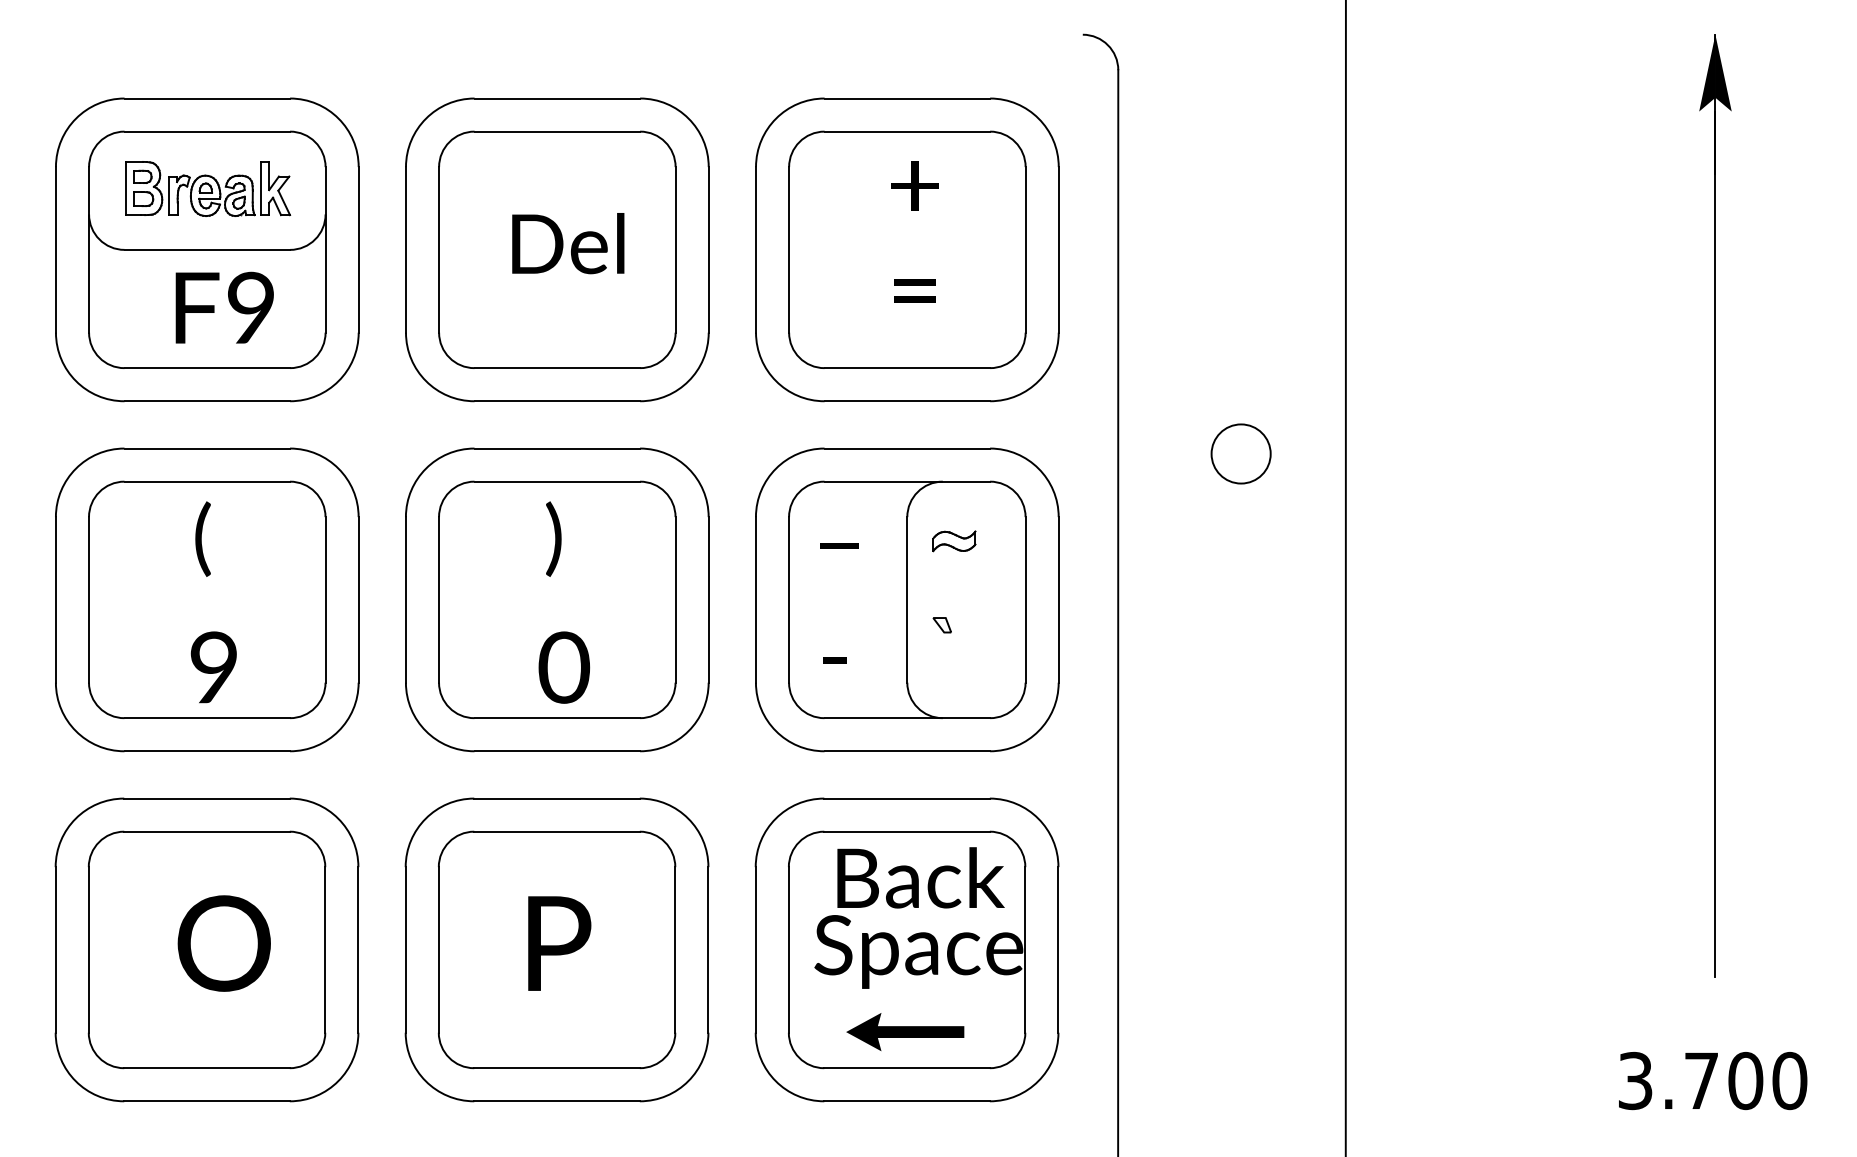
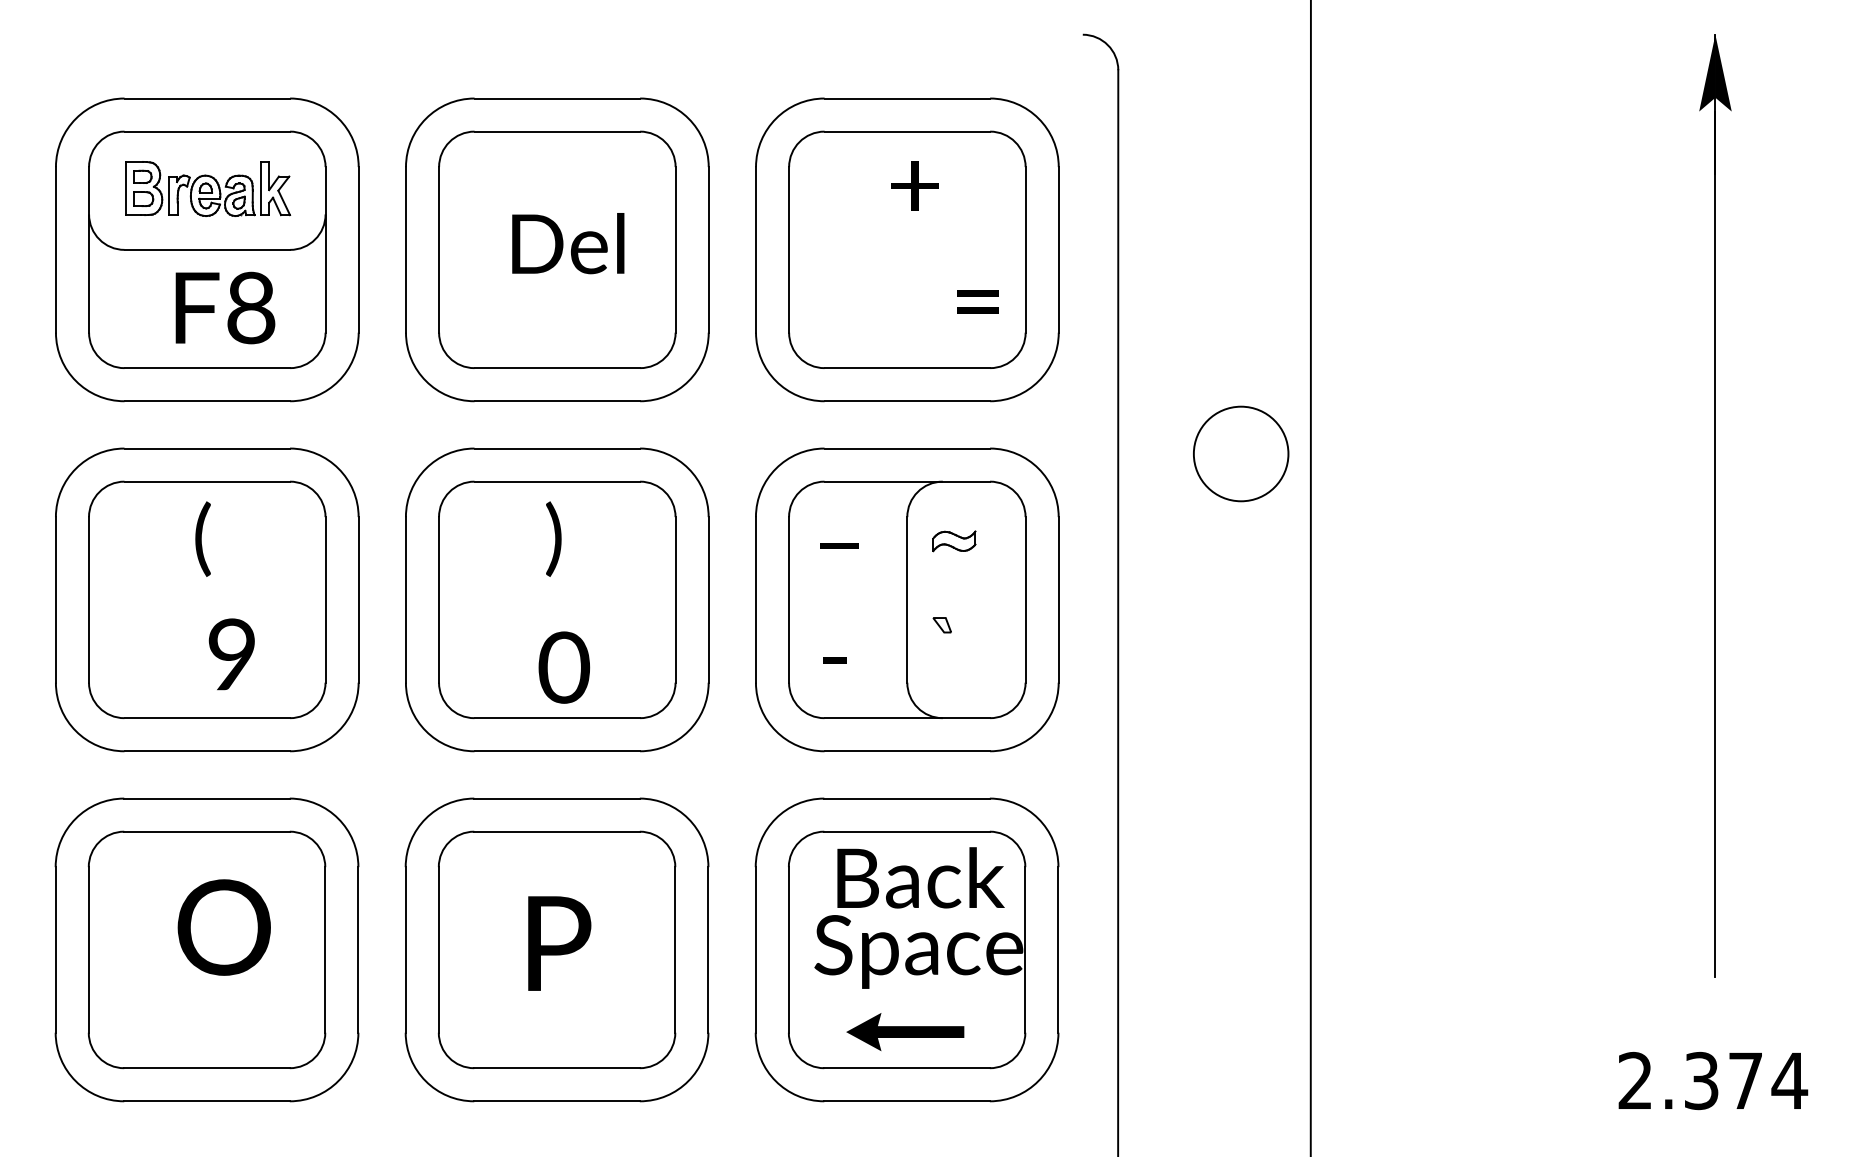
text position: (914, 290) -> (977, 301) (977, 301)
text: F9 -> F8 (251, 309)
circle diameter: 59 px -> 95 px (1240, 453)
line position: (1345, 577) -> (1310, 577) (1310, 577)
text position: (213, 667) -> (231, 654) (231, 654)
text position: (223, 943) -> (223, 927) (223, 927)
text: 3.700 -> 2.374 (1713, 1080)
